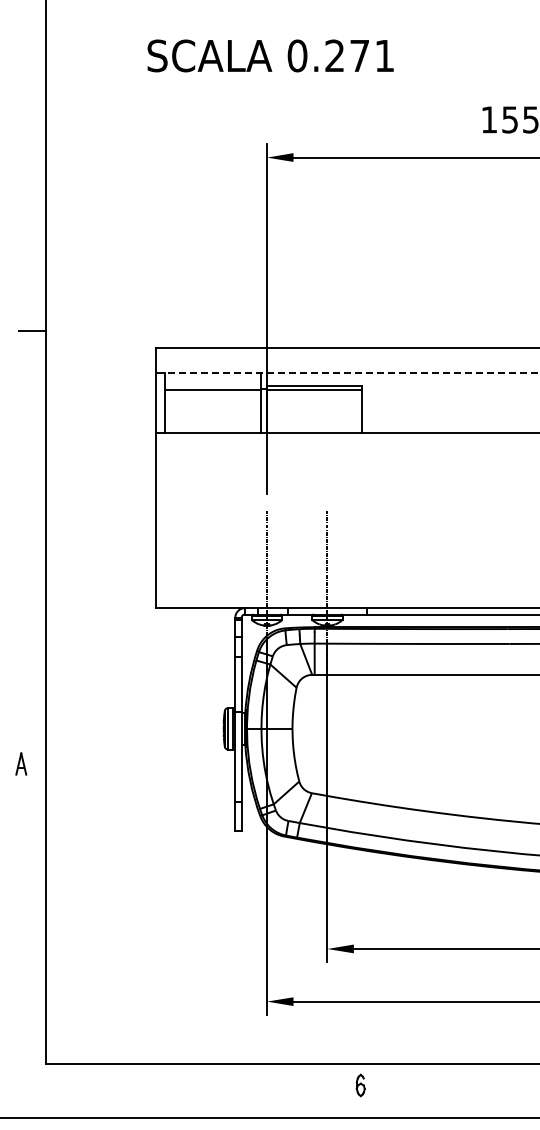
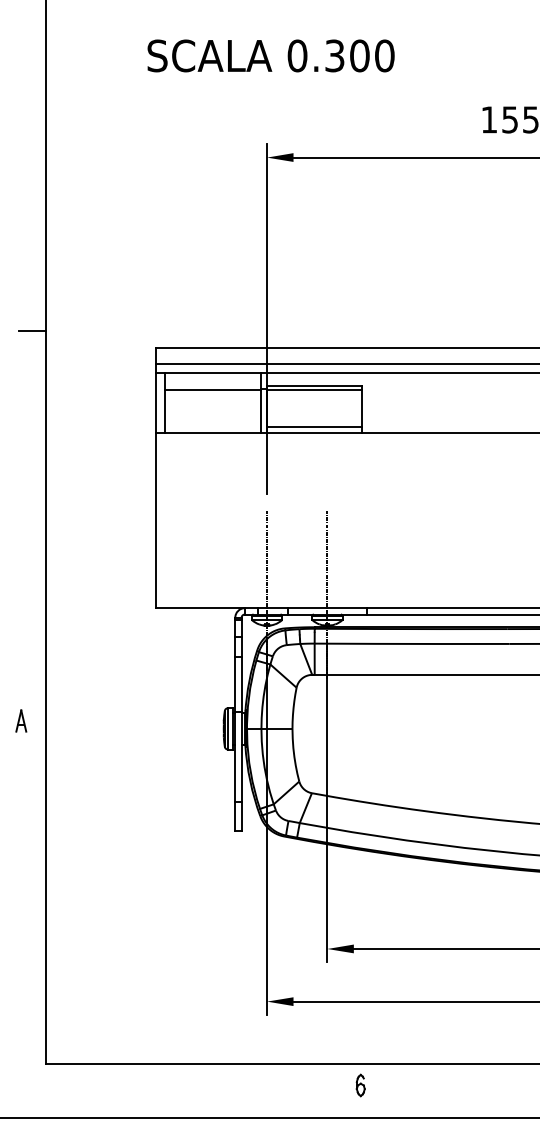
text: 0.271 -> 0.300 (359, 55)
line: none -> present (345, 363)
line: dashed -> solid (347, 373)
line: none -> present (314, 427)
part position: (21, 763) -> (21, 720) (21, 720)
